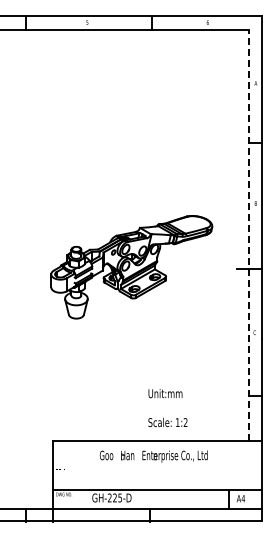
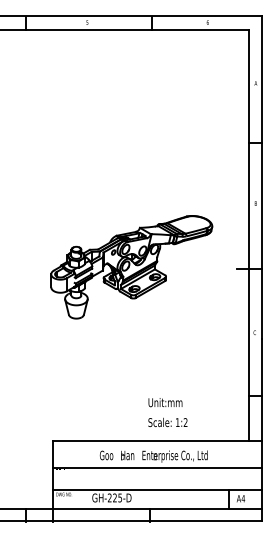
line: dashed -> solid (249, 235)
text position: (165, 393) -> (165, 402) (165, 402)
line: none -> present (156, 468)
